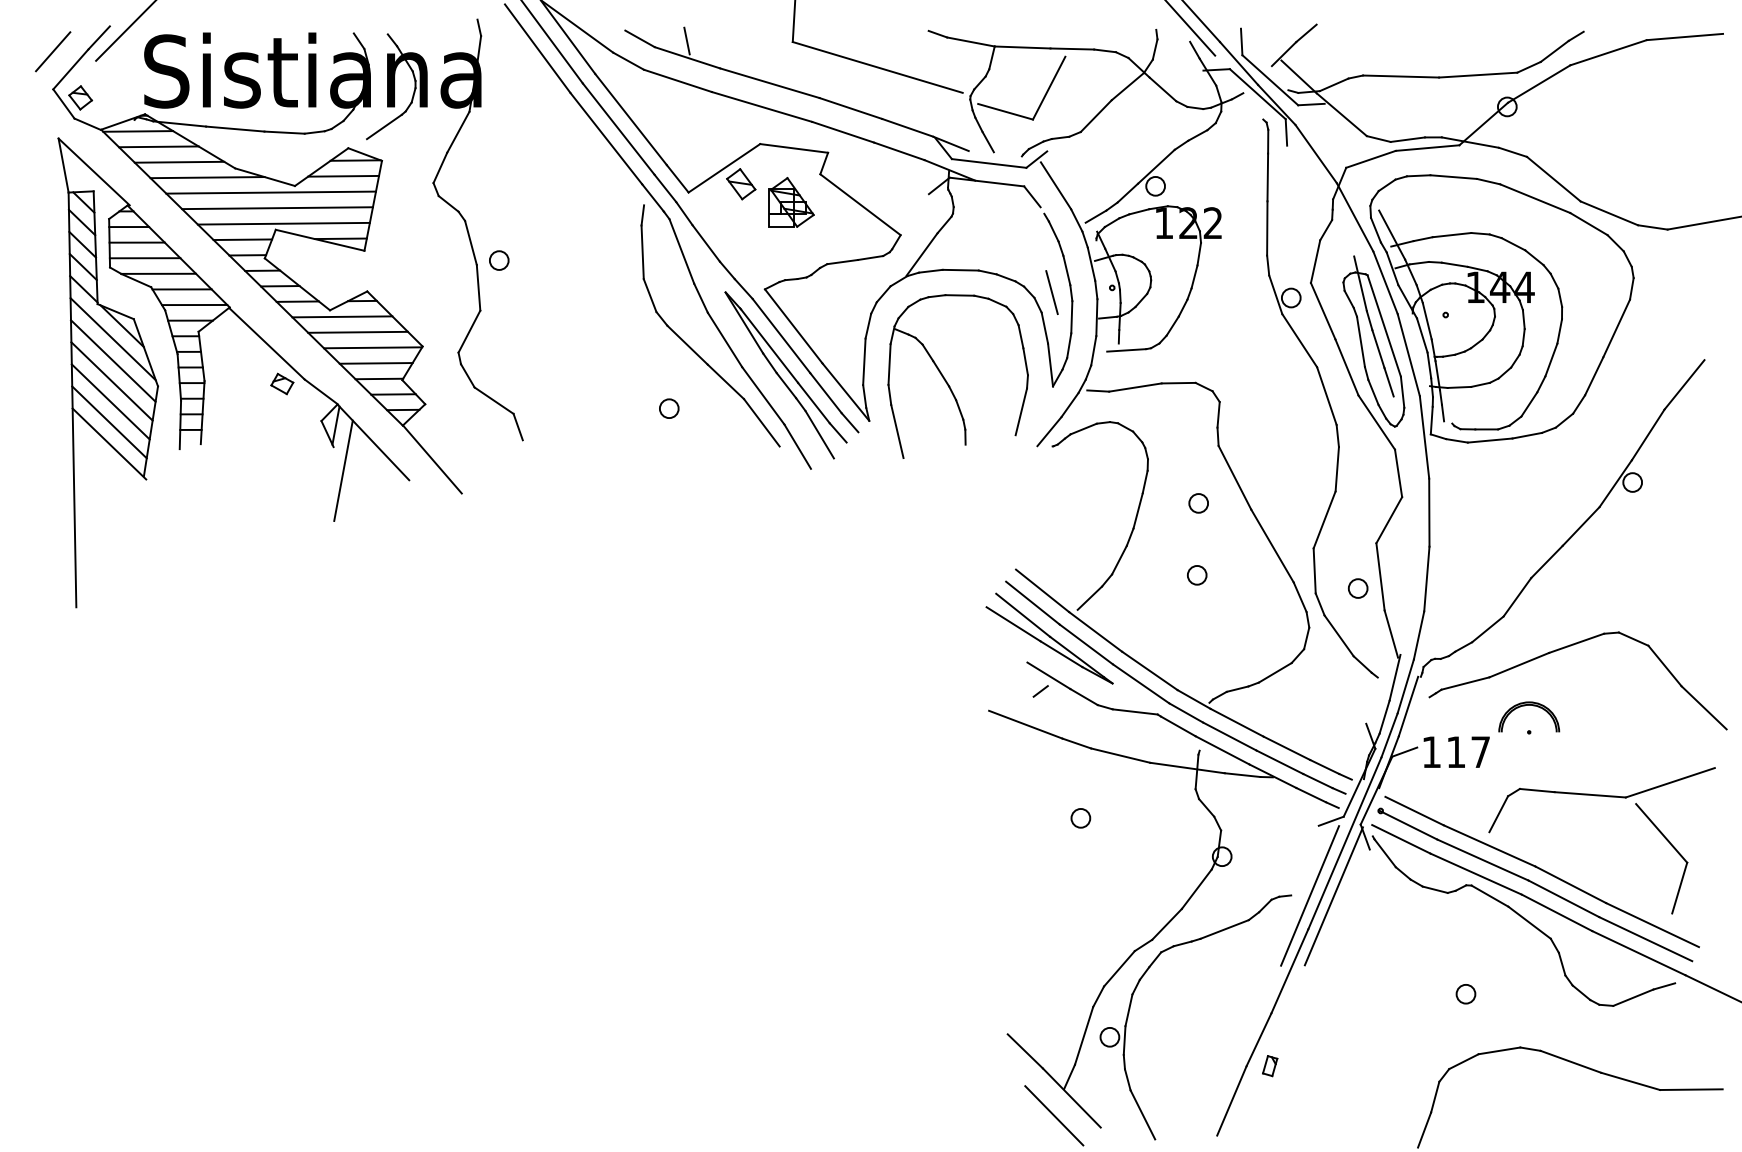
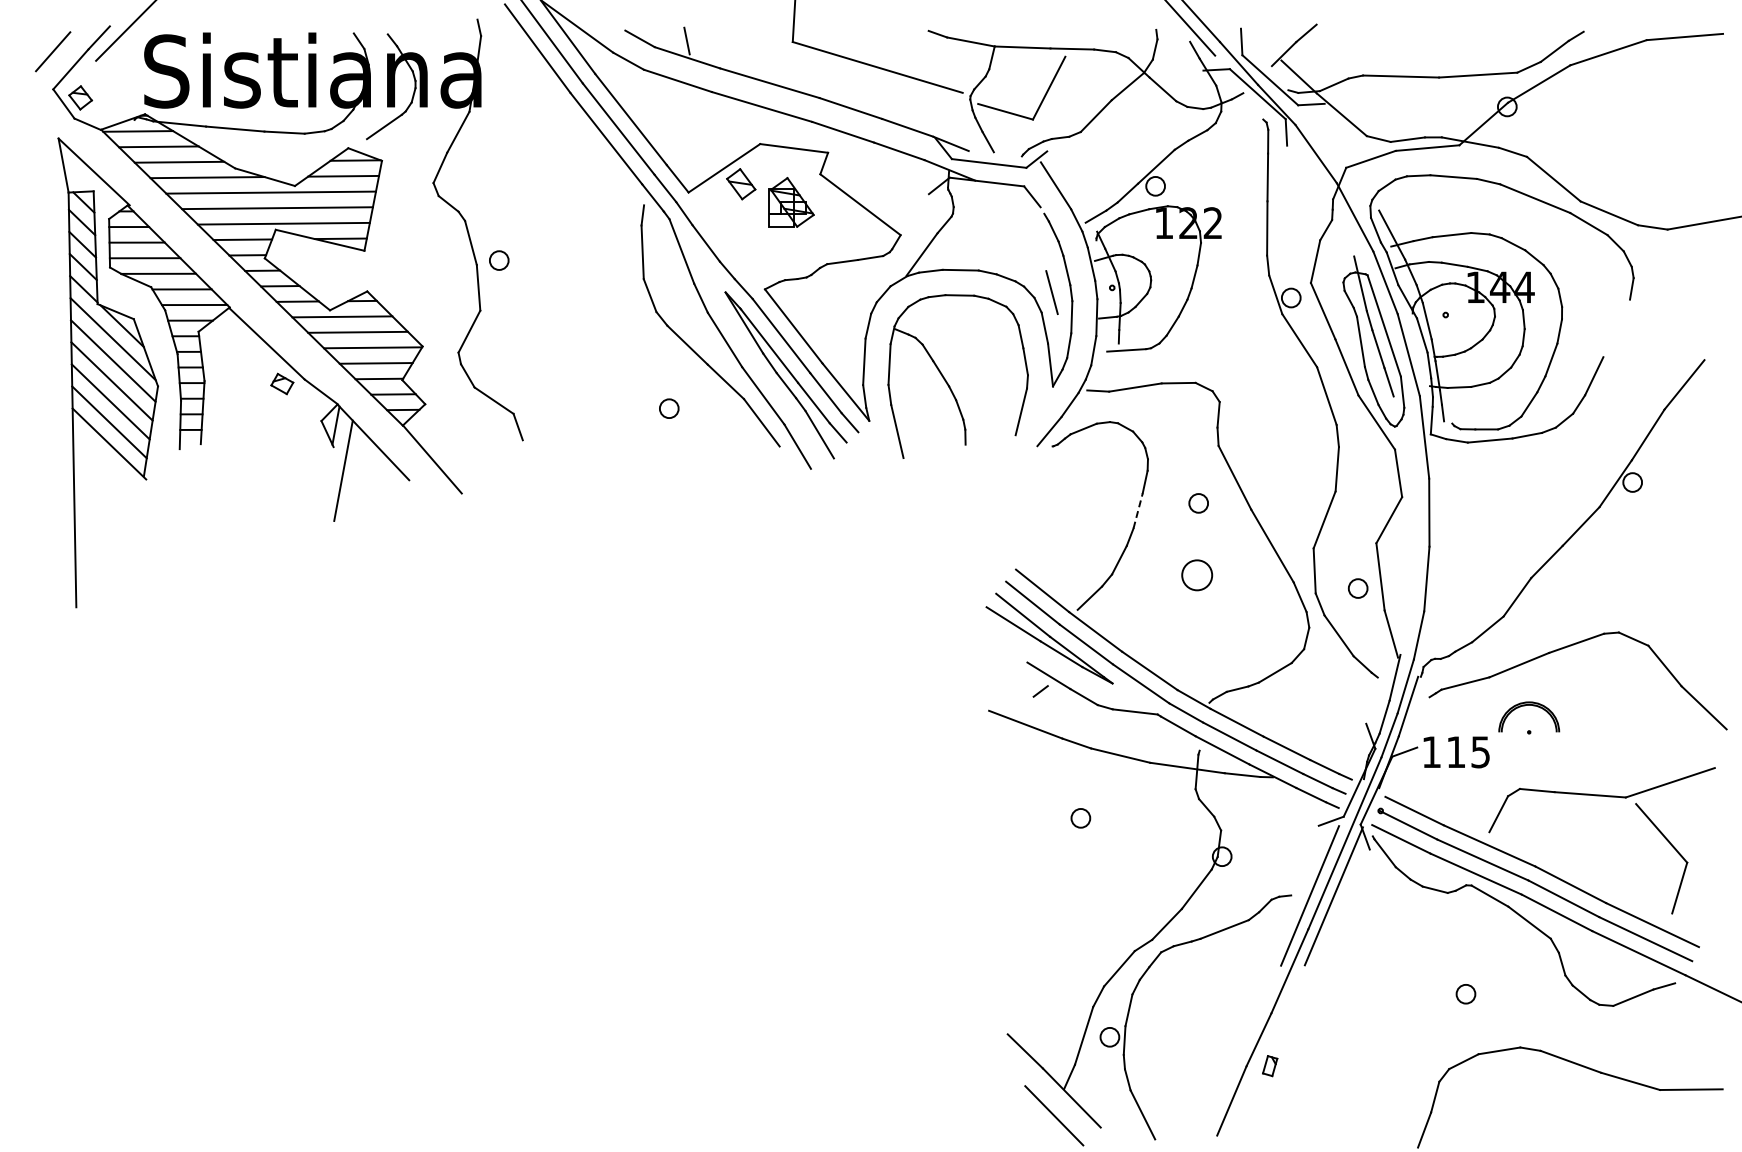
line: present -> none (1616, 328)
line: solid -> dashed (1138, 510)
circle diameter: 19 px -> 30 px (1197, 575)
text: 117 -> 115 (1480, 752)
